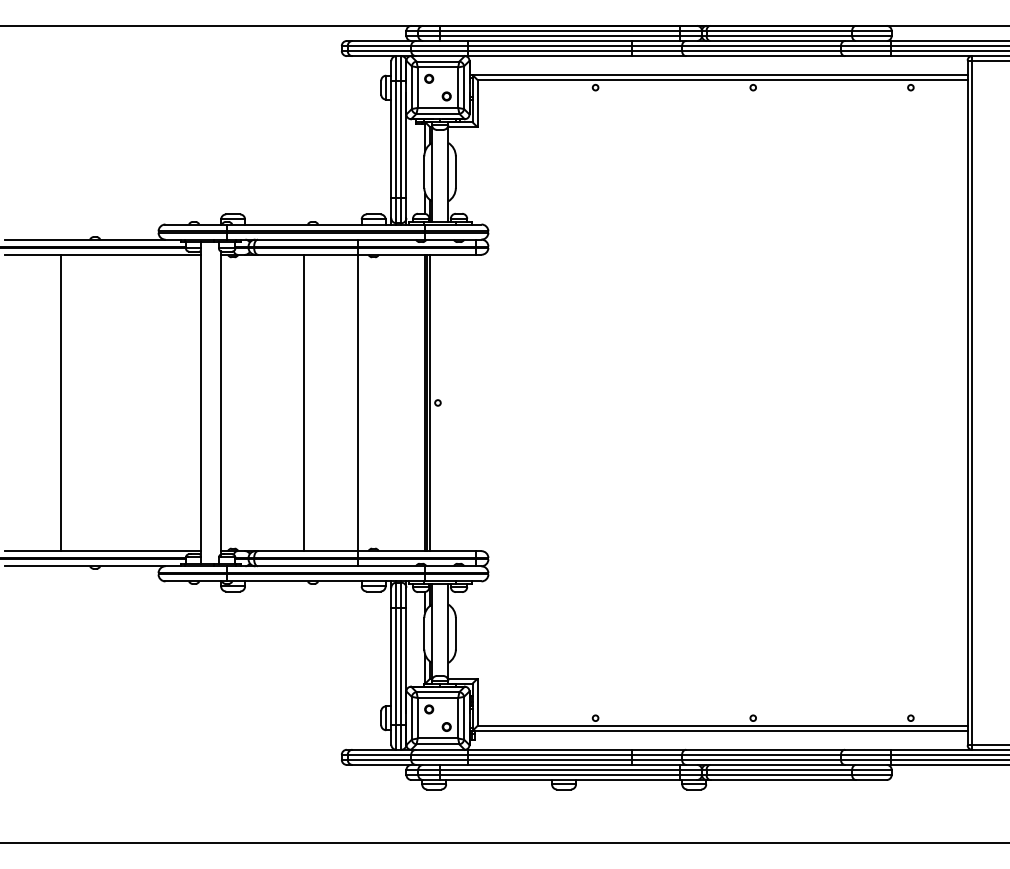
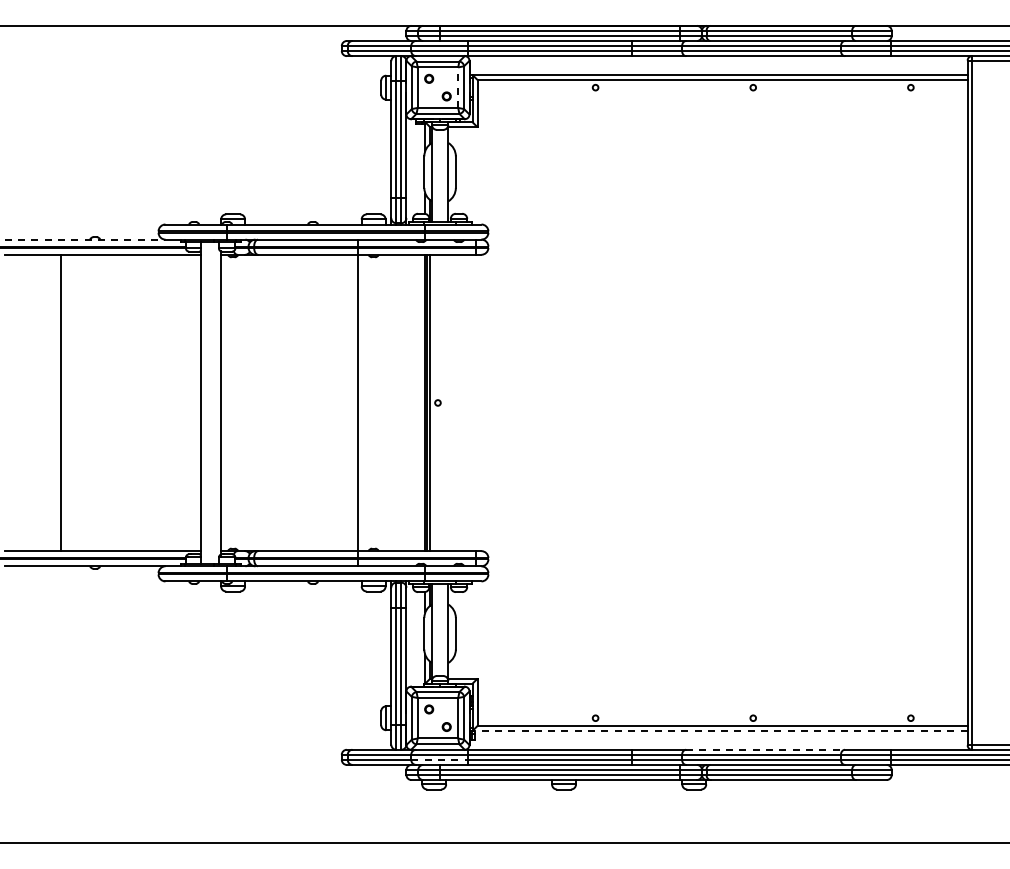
line: solid -> dashed (458, 87)
line: solid -> dashed (85, 239)
line: present -> none (303, 402)
line: solid -> dashed (720, 730)
line: solid -> dashed (766, 749)
line: solid -> dashed (439, 759)
